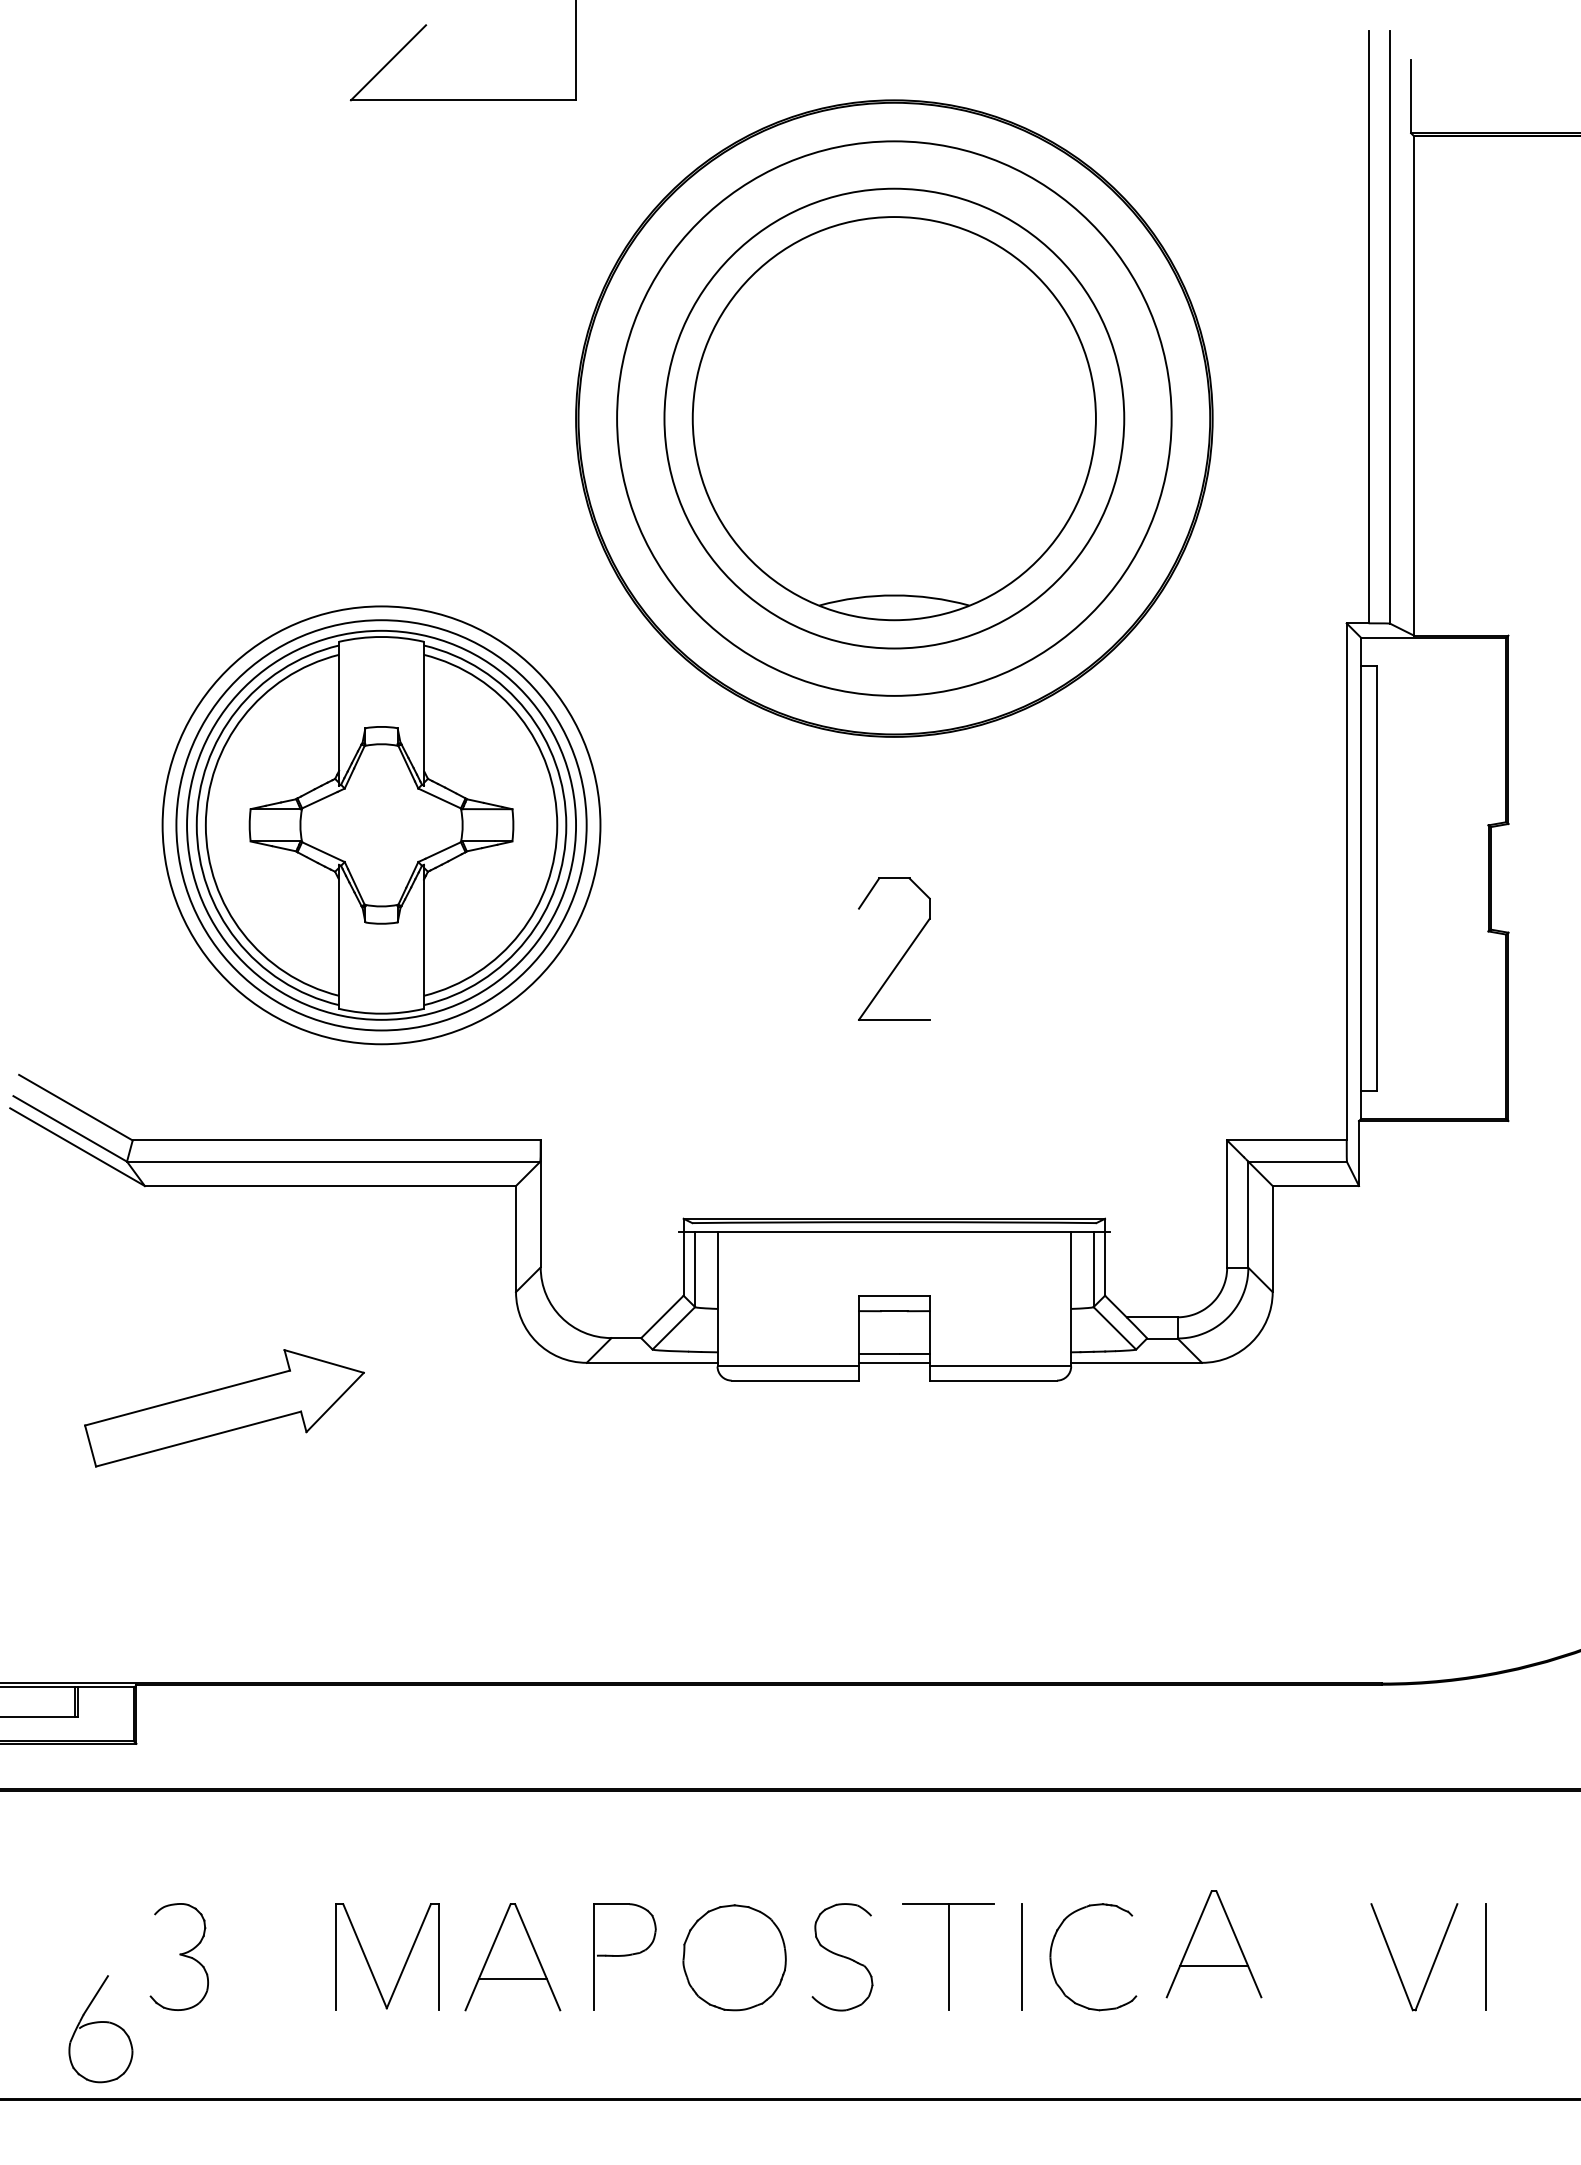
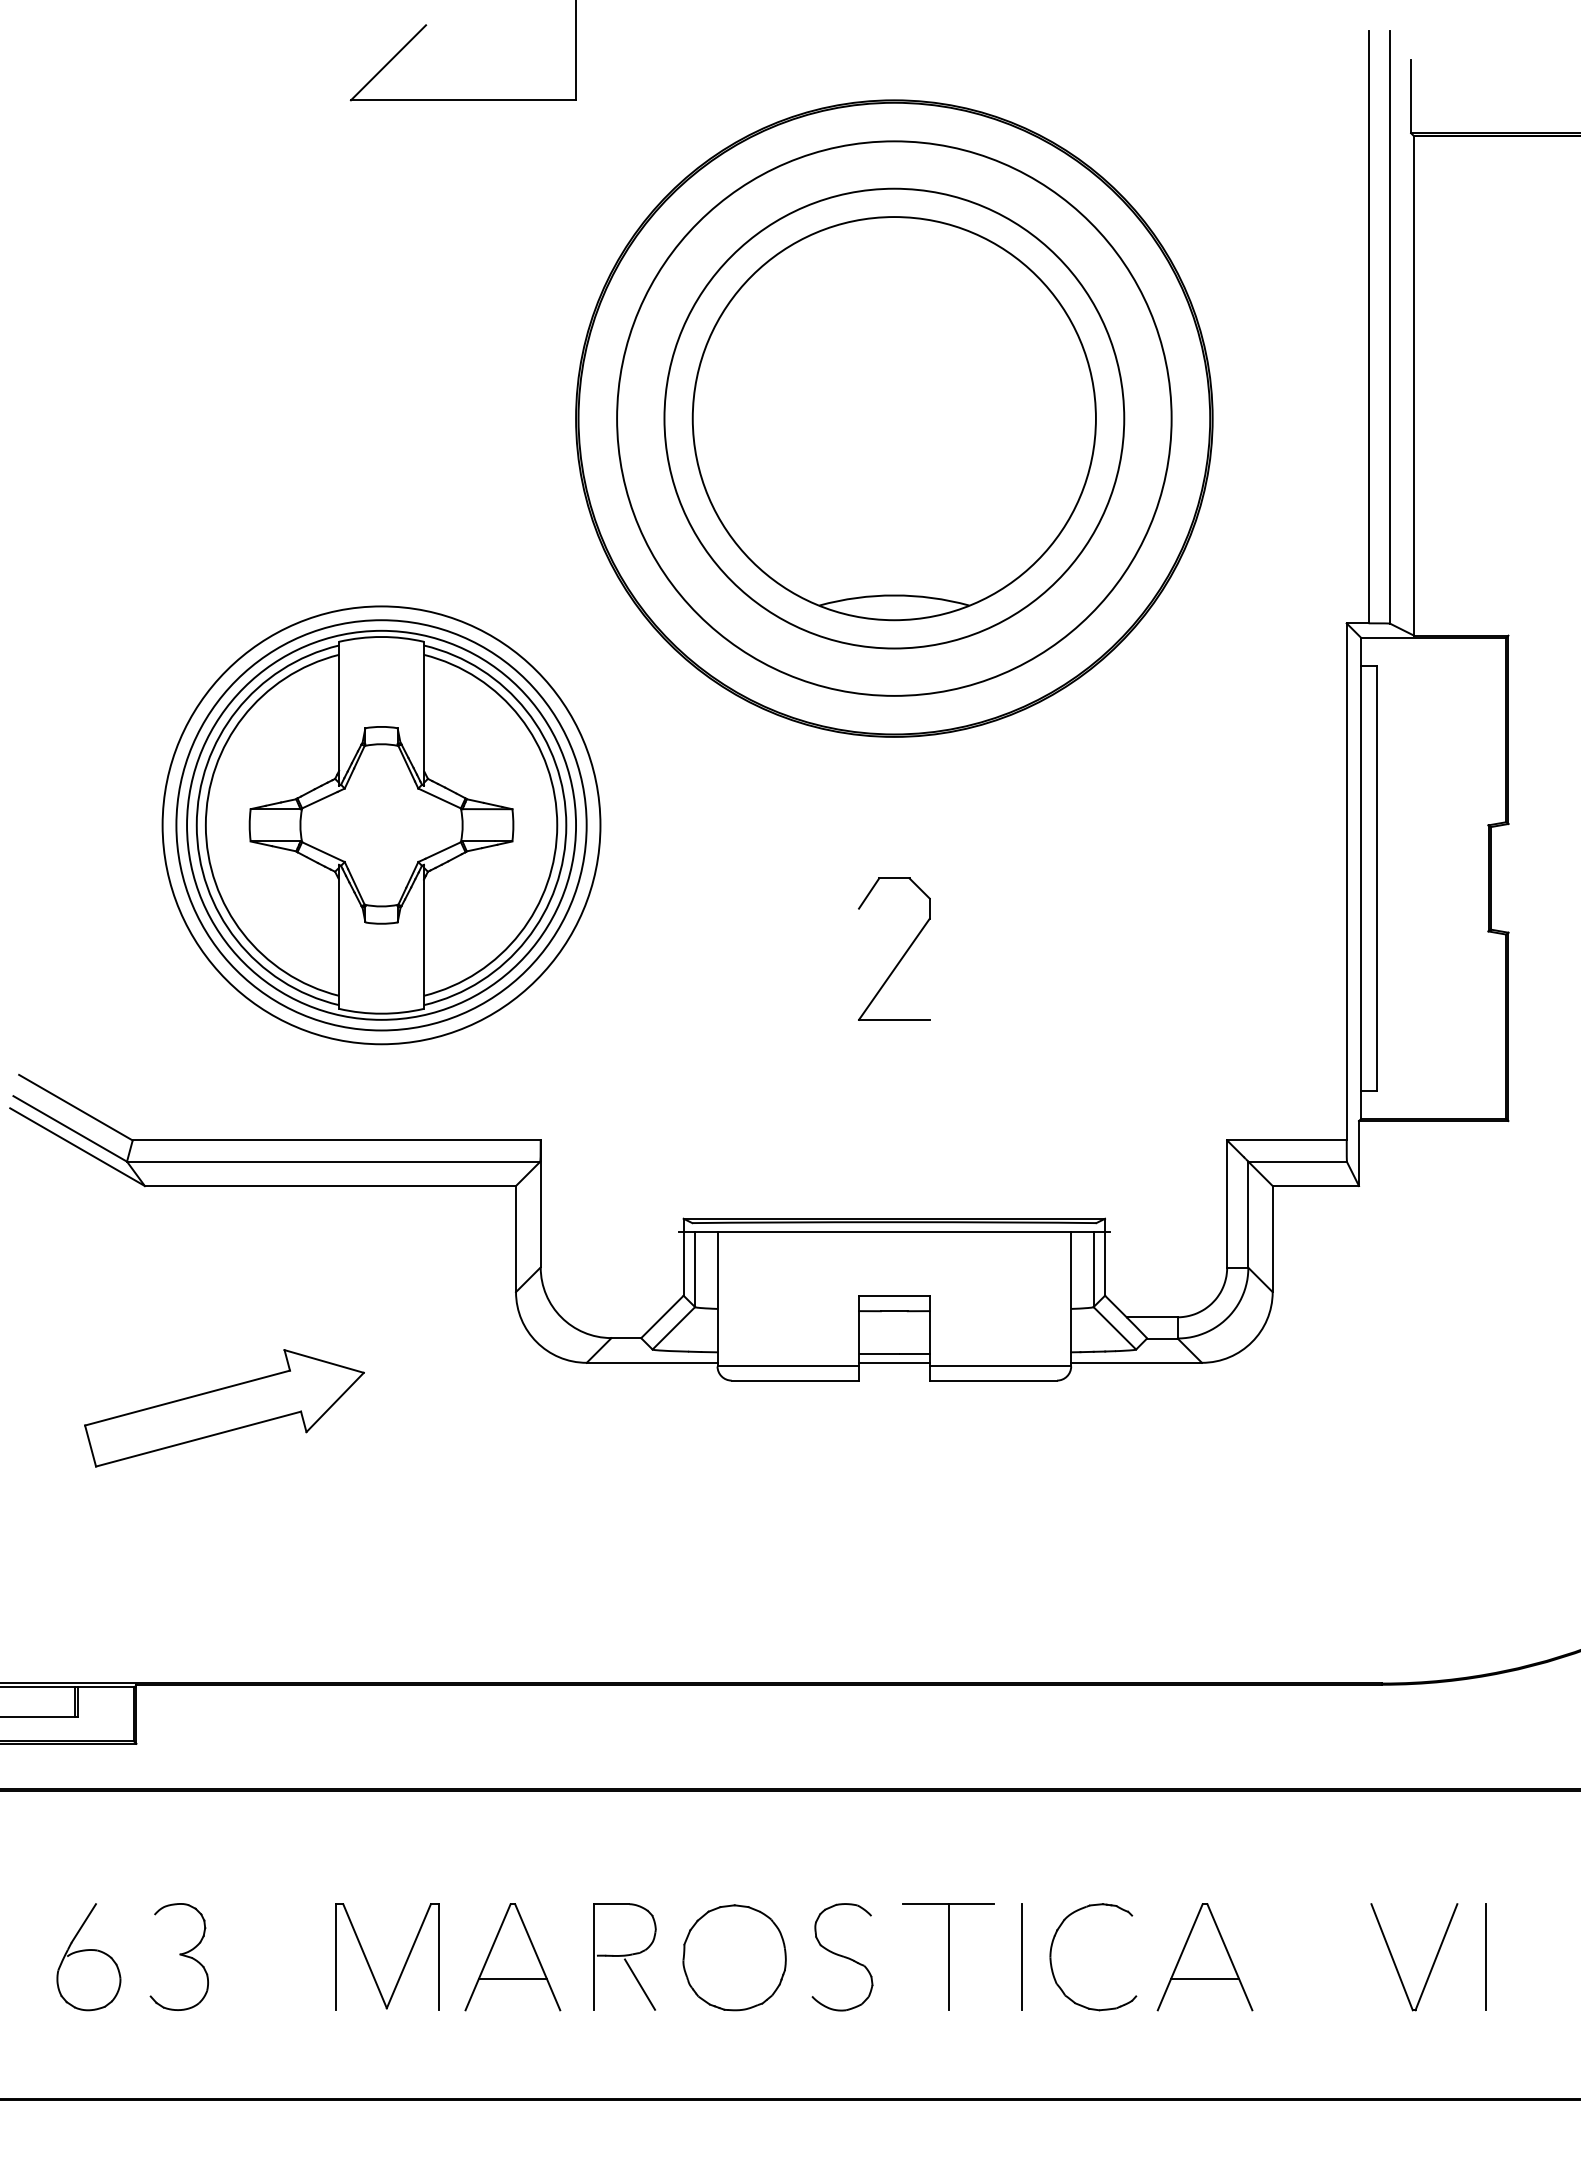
part position: (1213, 1944) -> (1204, 1957) (1204, 1957)
line: none -> present (640, 1984)
part position: (100, 2029) -> (88, 1957) (88, 1957)
